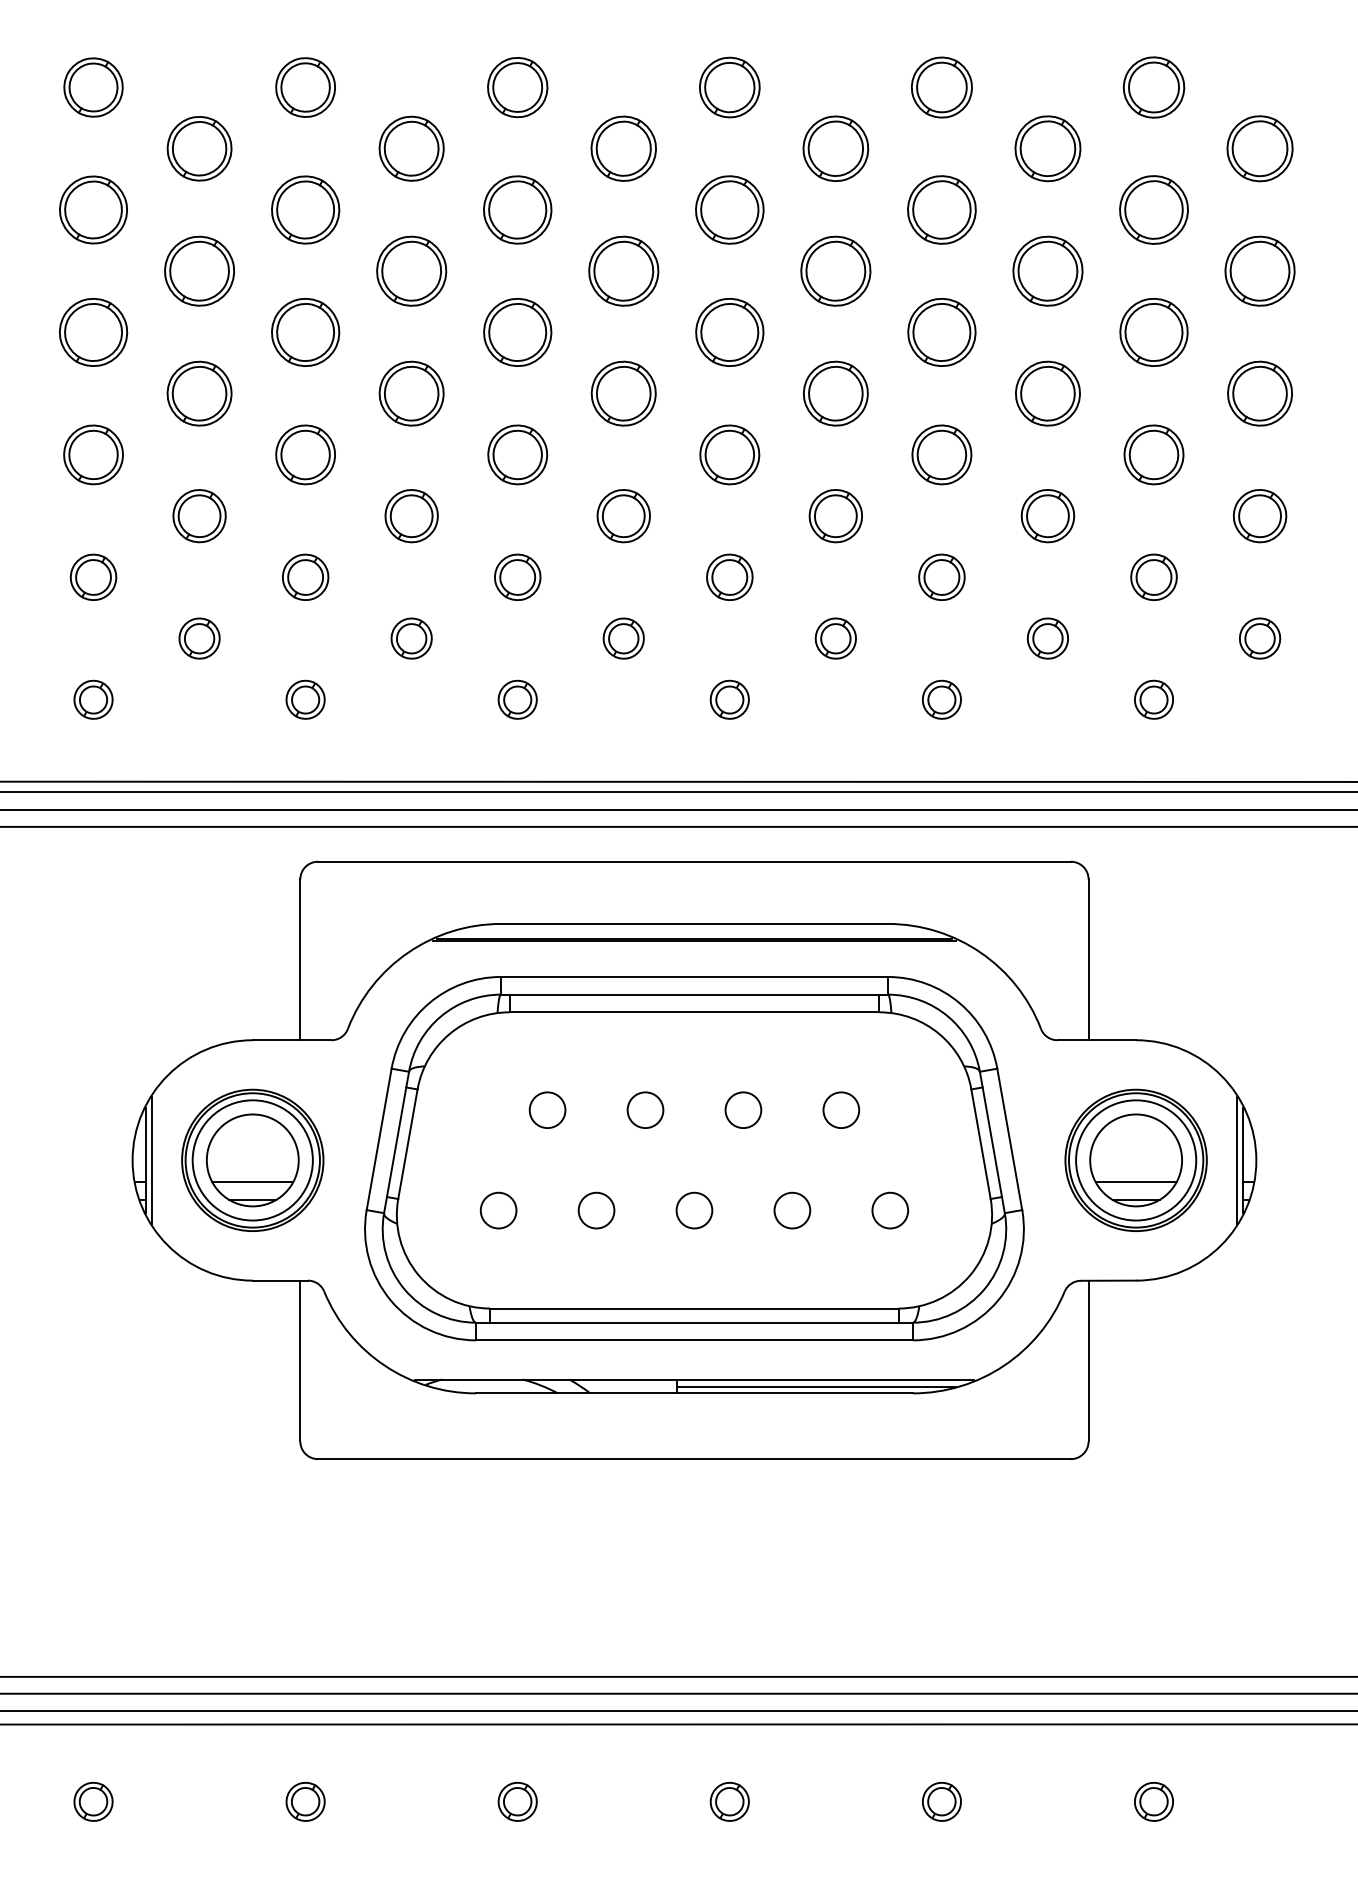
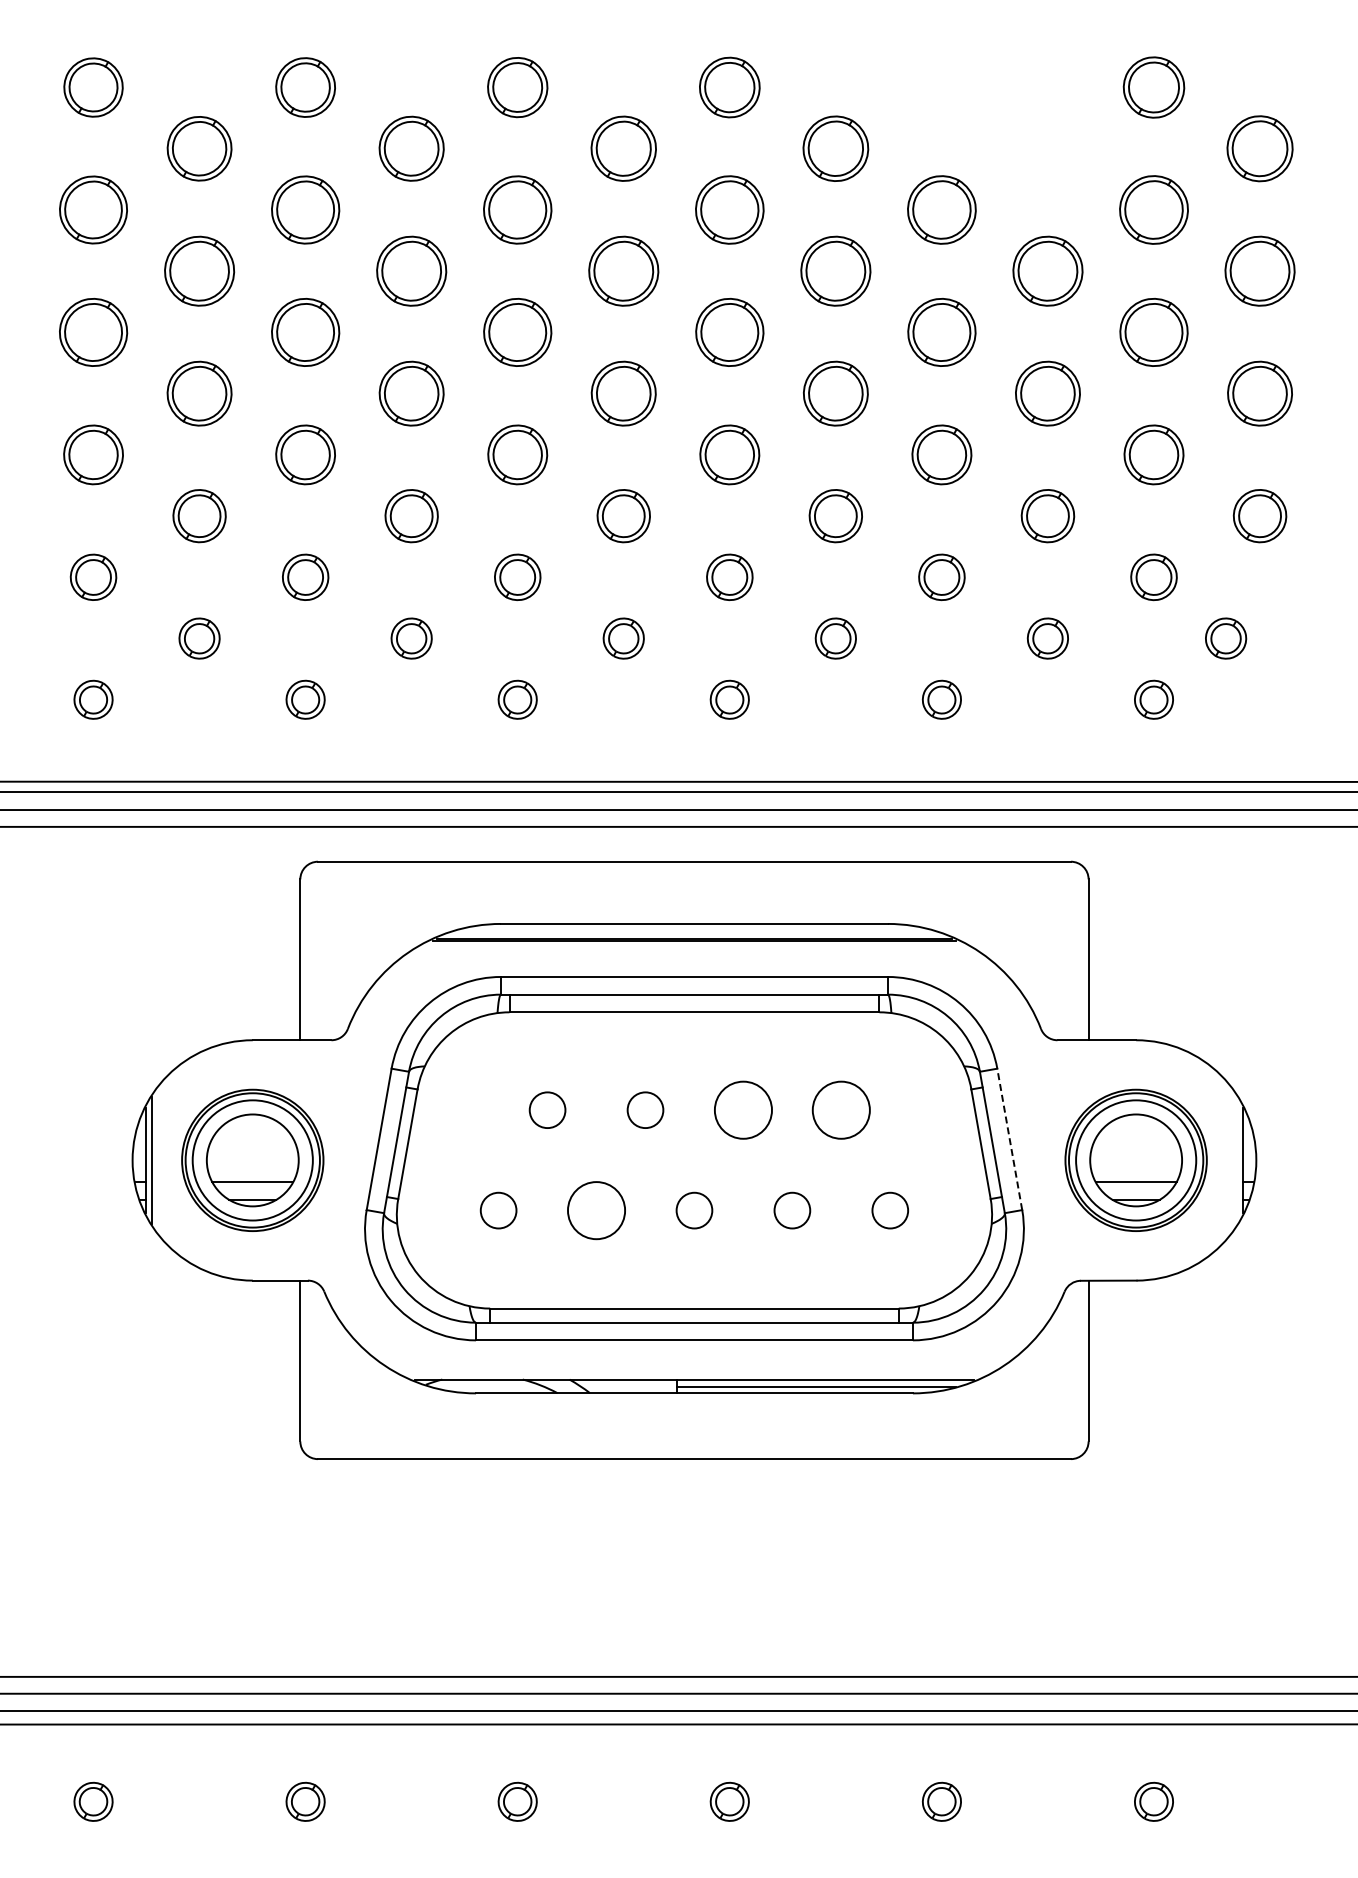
part: present -> none (941, 87)
part: present -> none (1047, 148)
part position: (1260, 638) -> (1226, 638) (1226, 638)
circle diameter: 36 px -> 57 px (742, 1109)
circle diameter: 36 px -> 57 px (840, 1109)
line: solid -> dashed (1009, 1139)
line: present -> none (1236, 1160)
circle diameter: 36 px -> 57 px (596, 1210)
